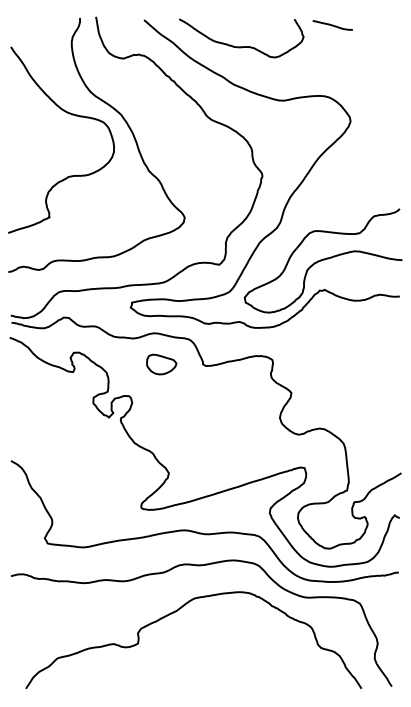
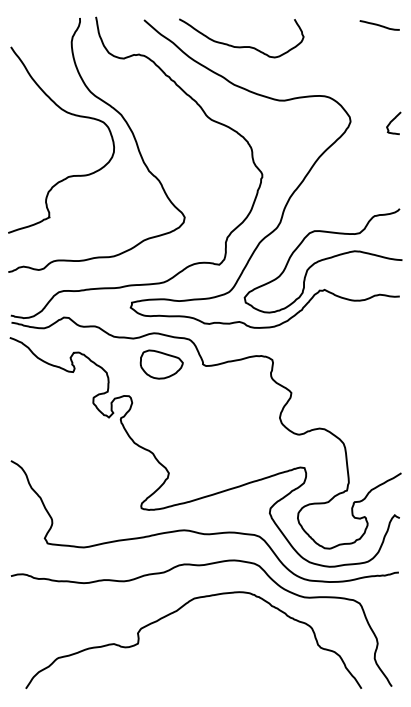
line position: (332, 25) -> (379, 25) (379, 25)
curve: none -> present (392, 121)
part size: 32x23 px -> 45x31 px (161, 364)
